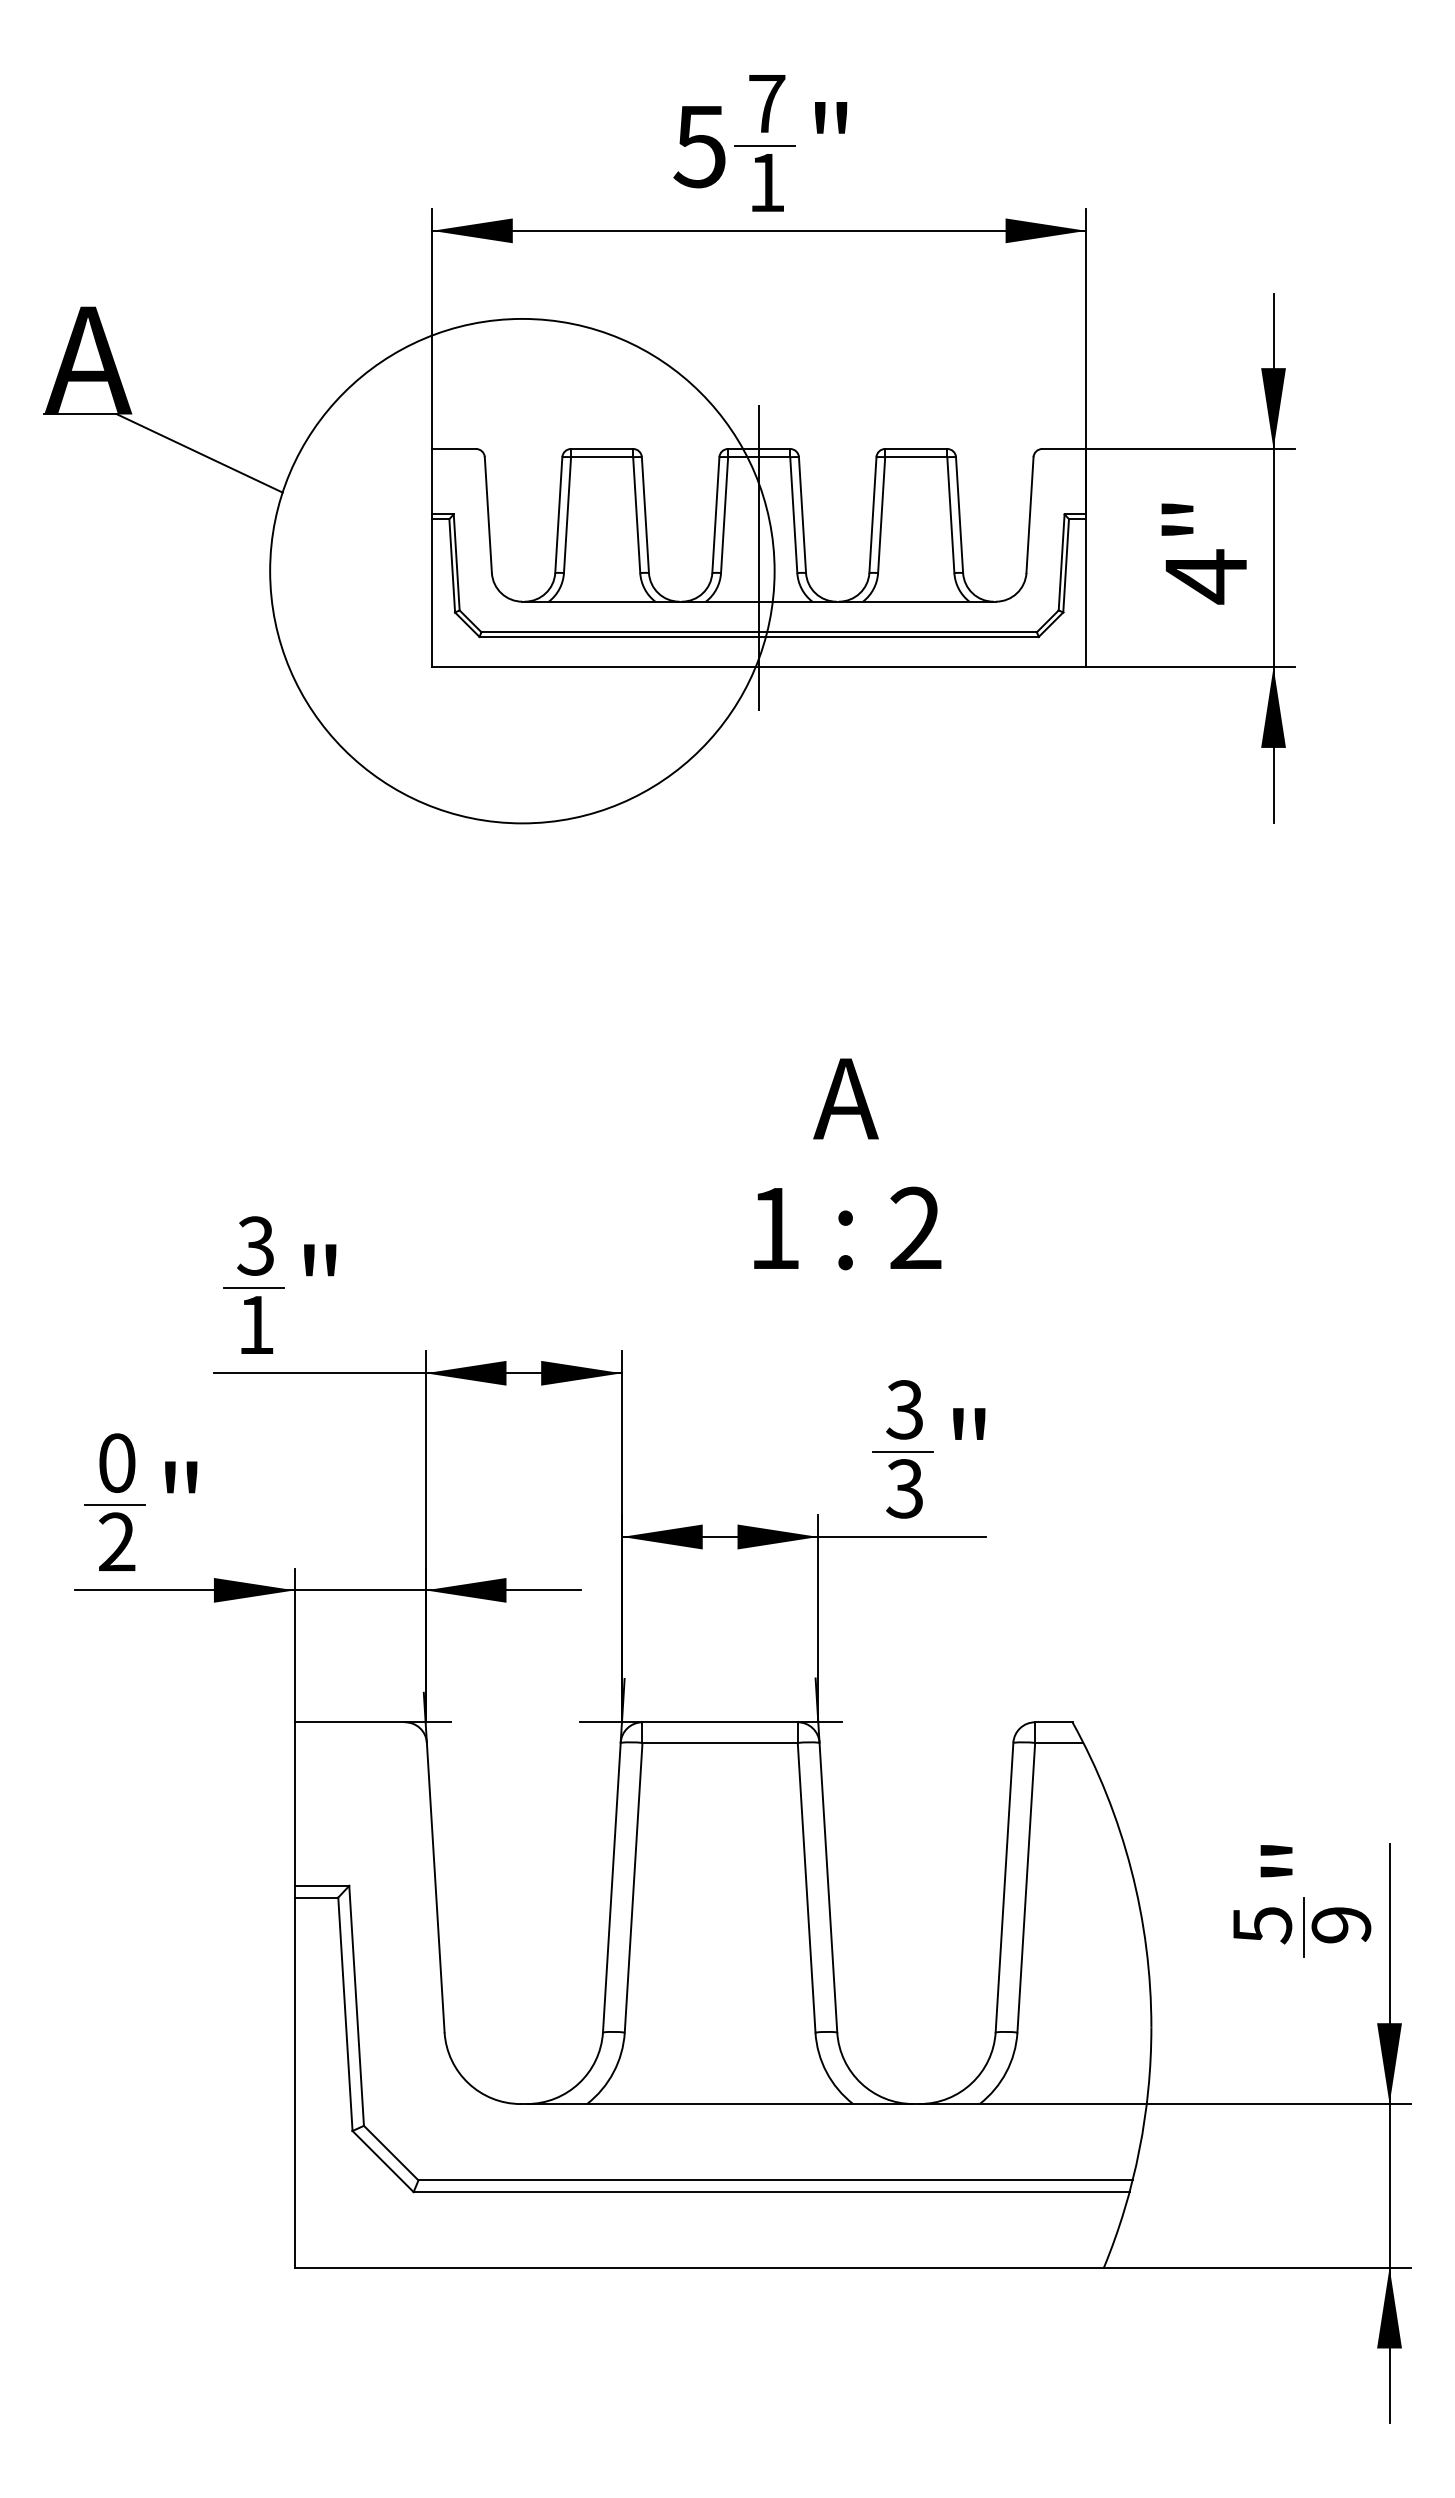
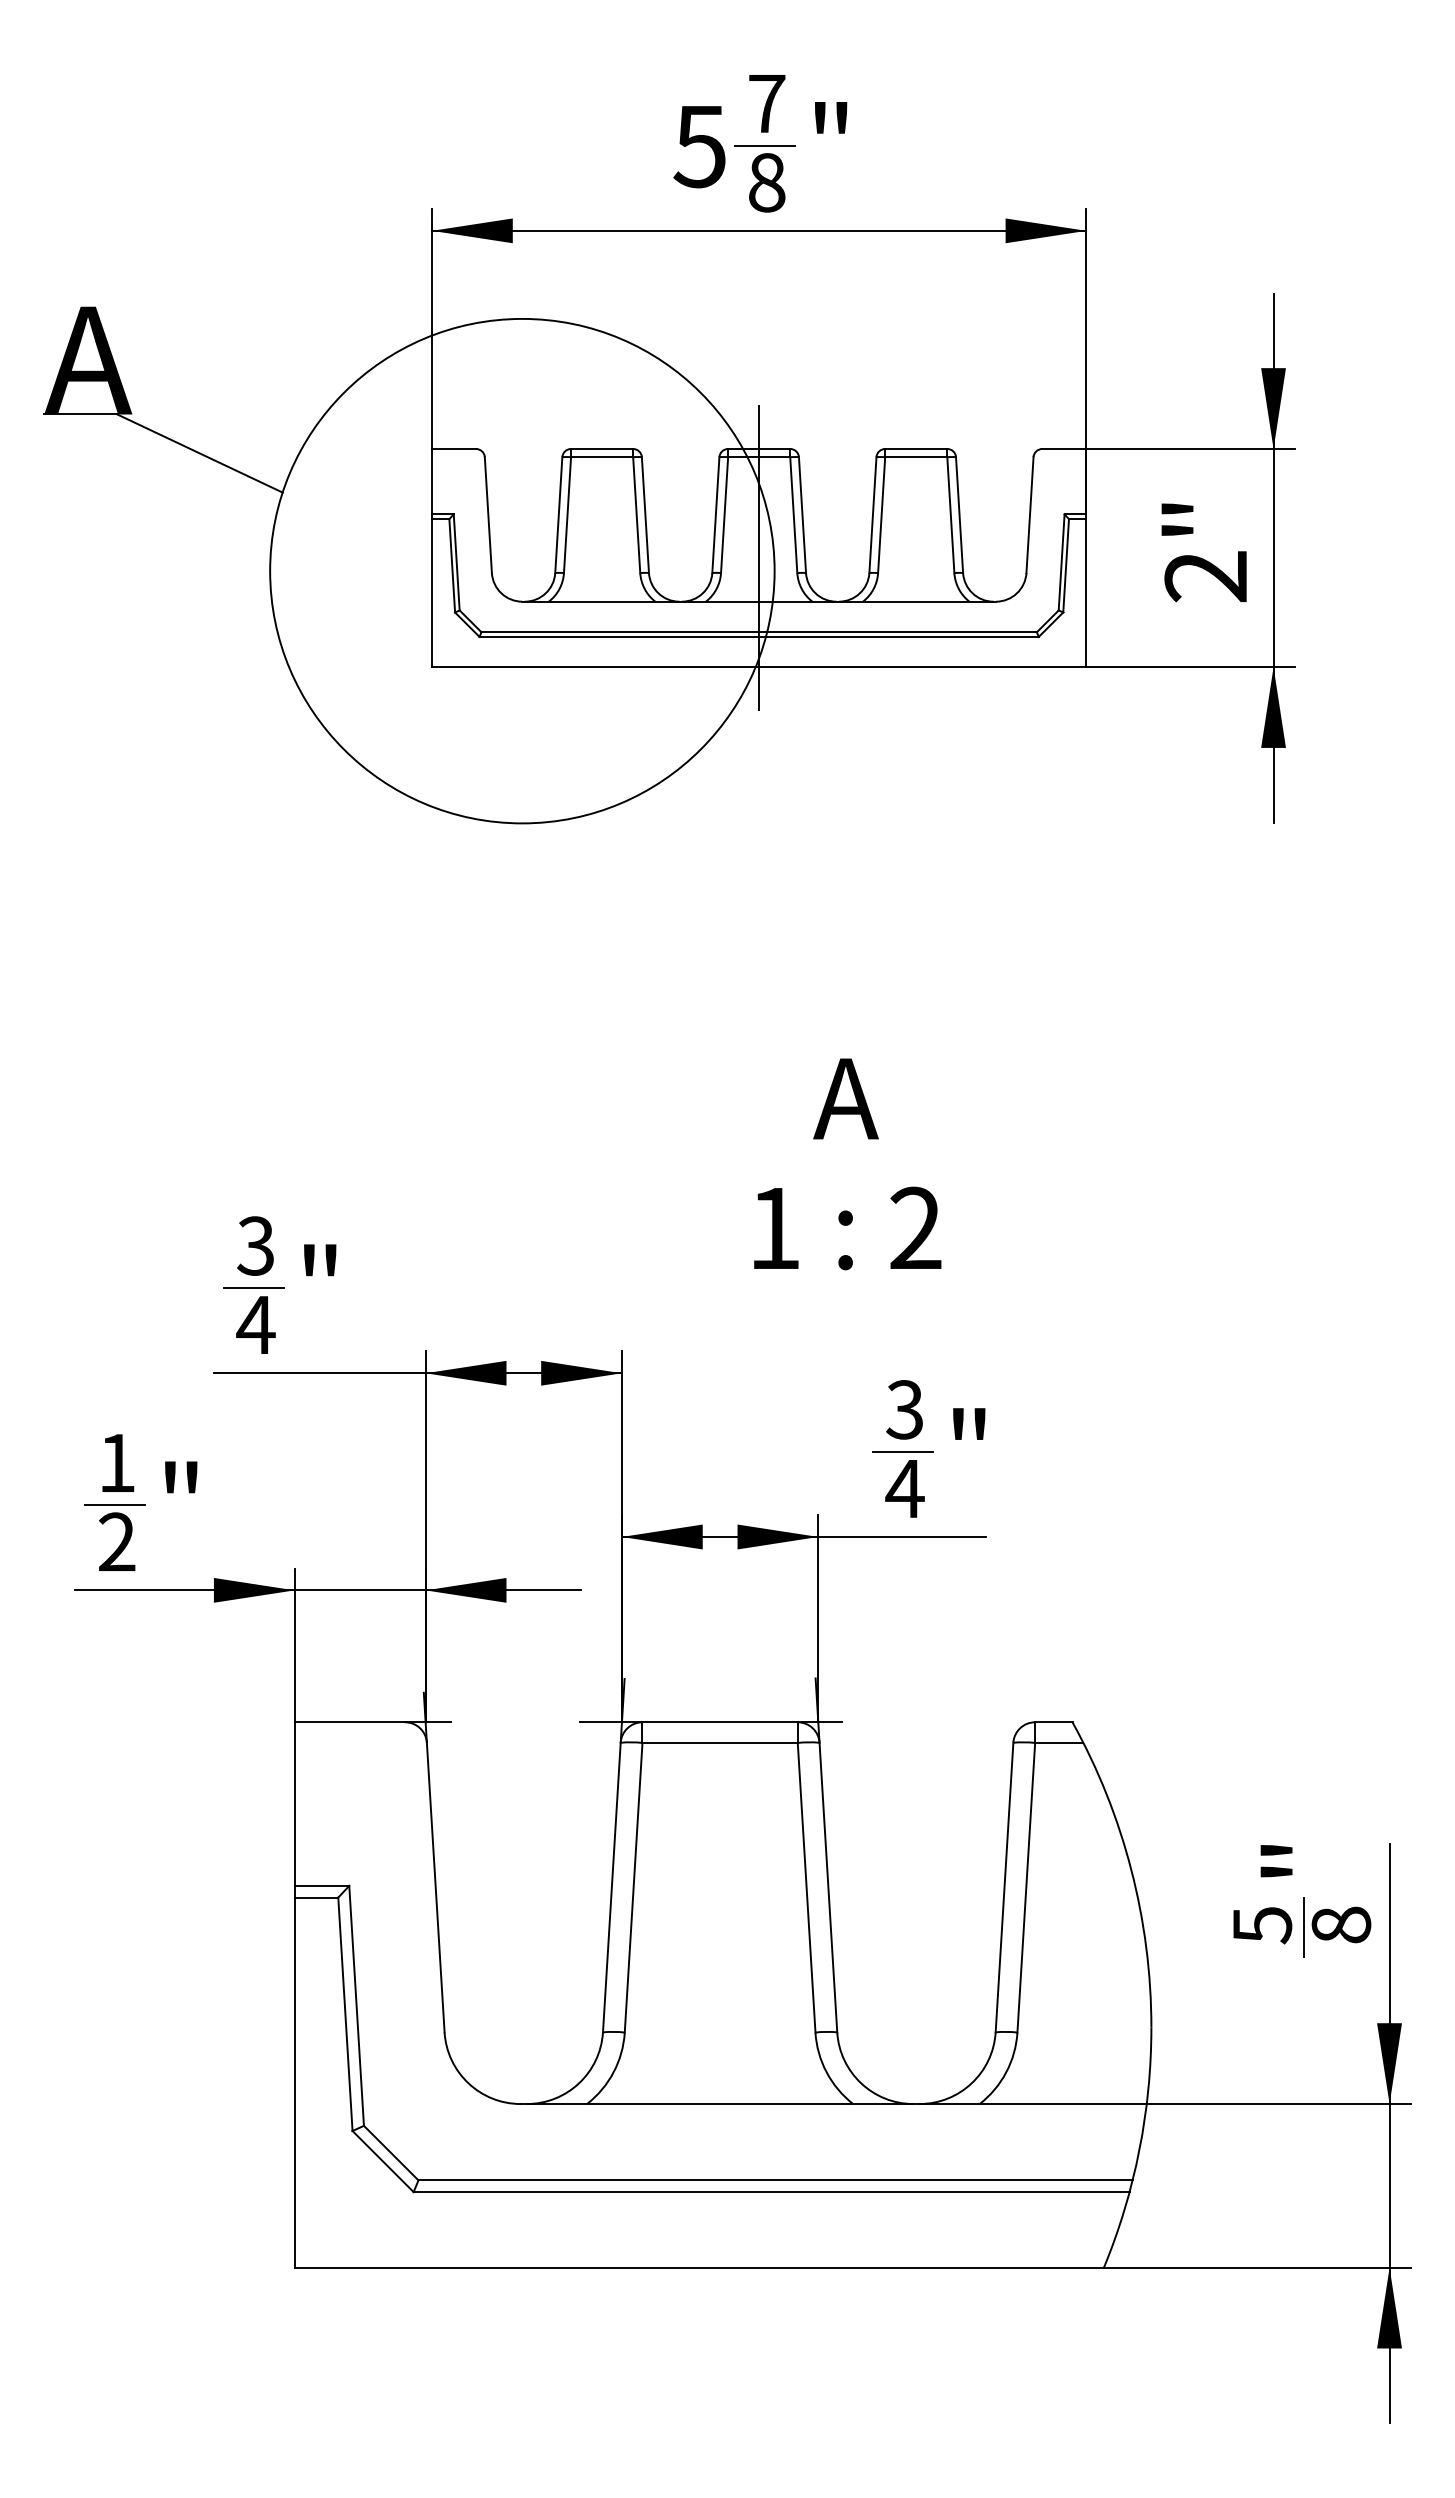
text: 1 -> 8 (767, 182)
text: 4" -> 2" (1205, 576)
text: 1 -> 4 (255, 1324)
text: 0 -> 1 (117, 1462)
text: 3 -> 4 (904, 1488)
text: 9 -> 8 (1341, 1924)
